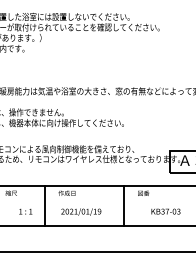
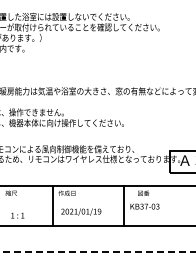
line position: (44, 205) -> (52, 205) (52, 205)
text position: (25, 211) -> (17, 215) (17, 215)
text position: (165, 211) -> (144, 206) (144, 206)
line: solid -> dashed (97, 251)
